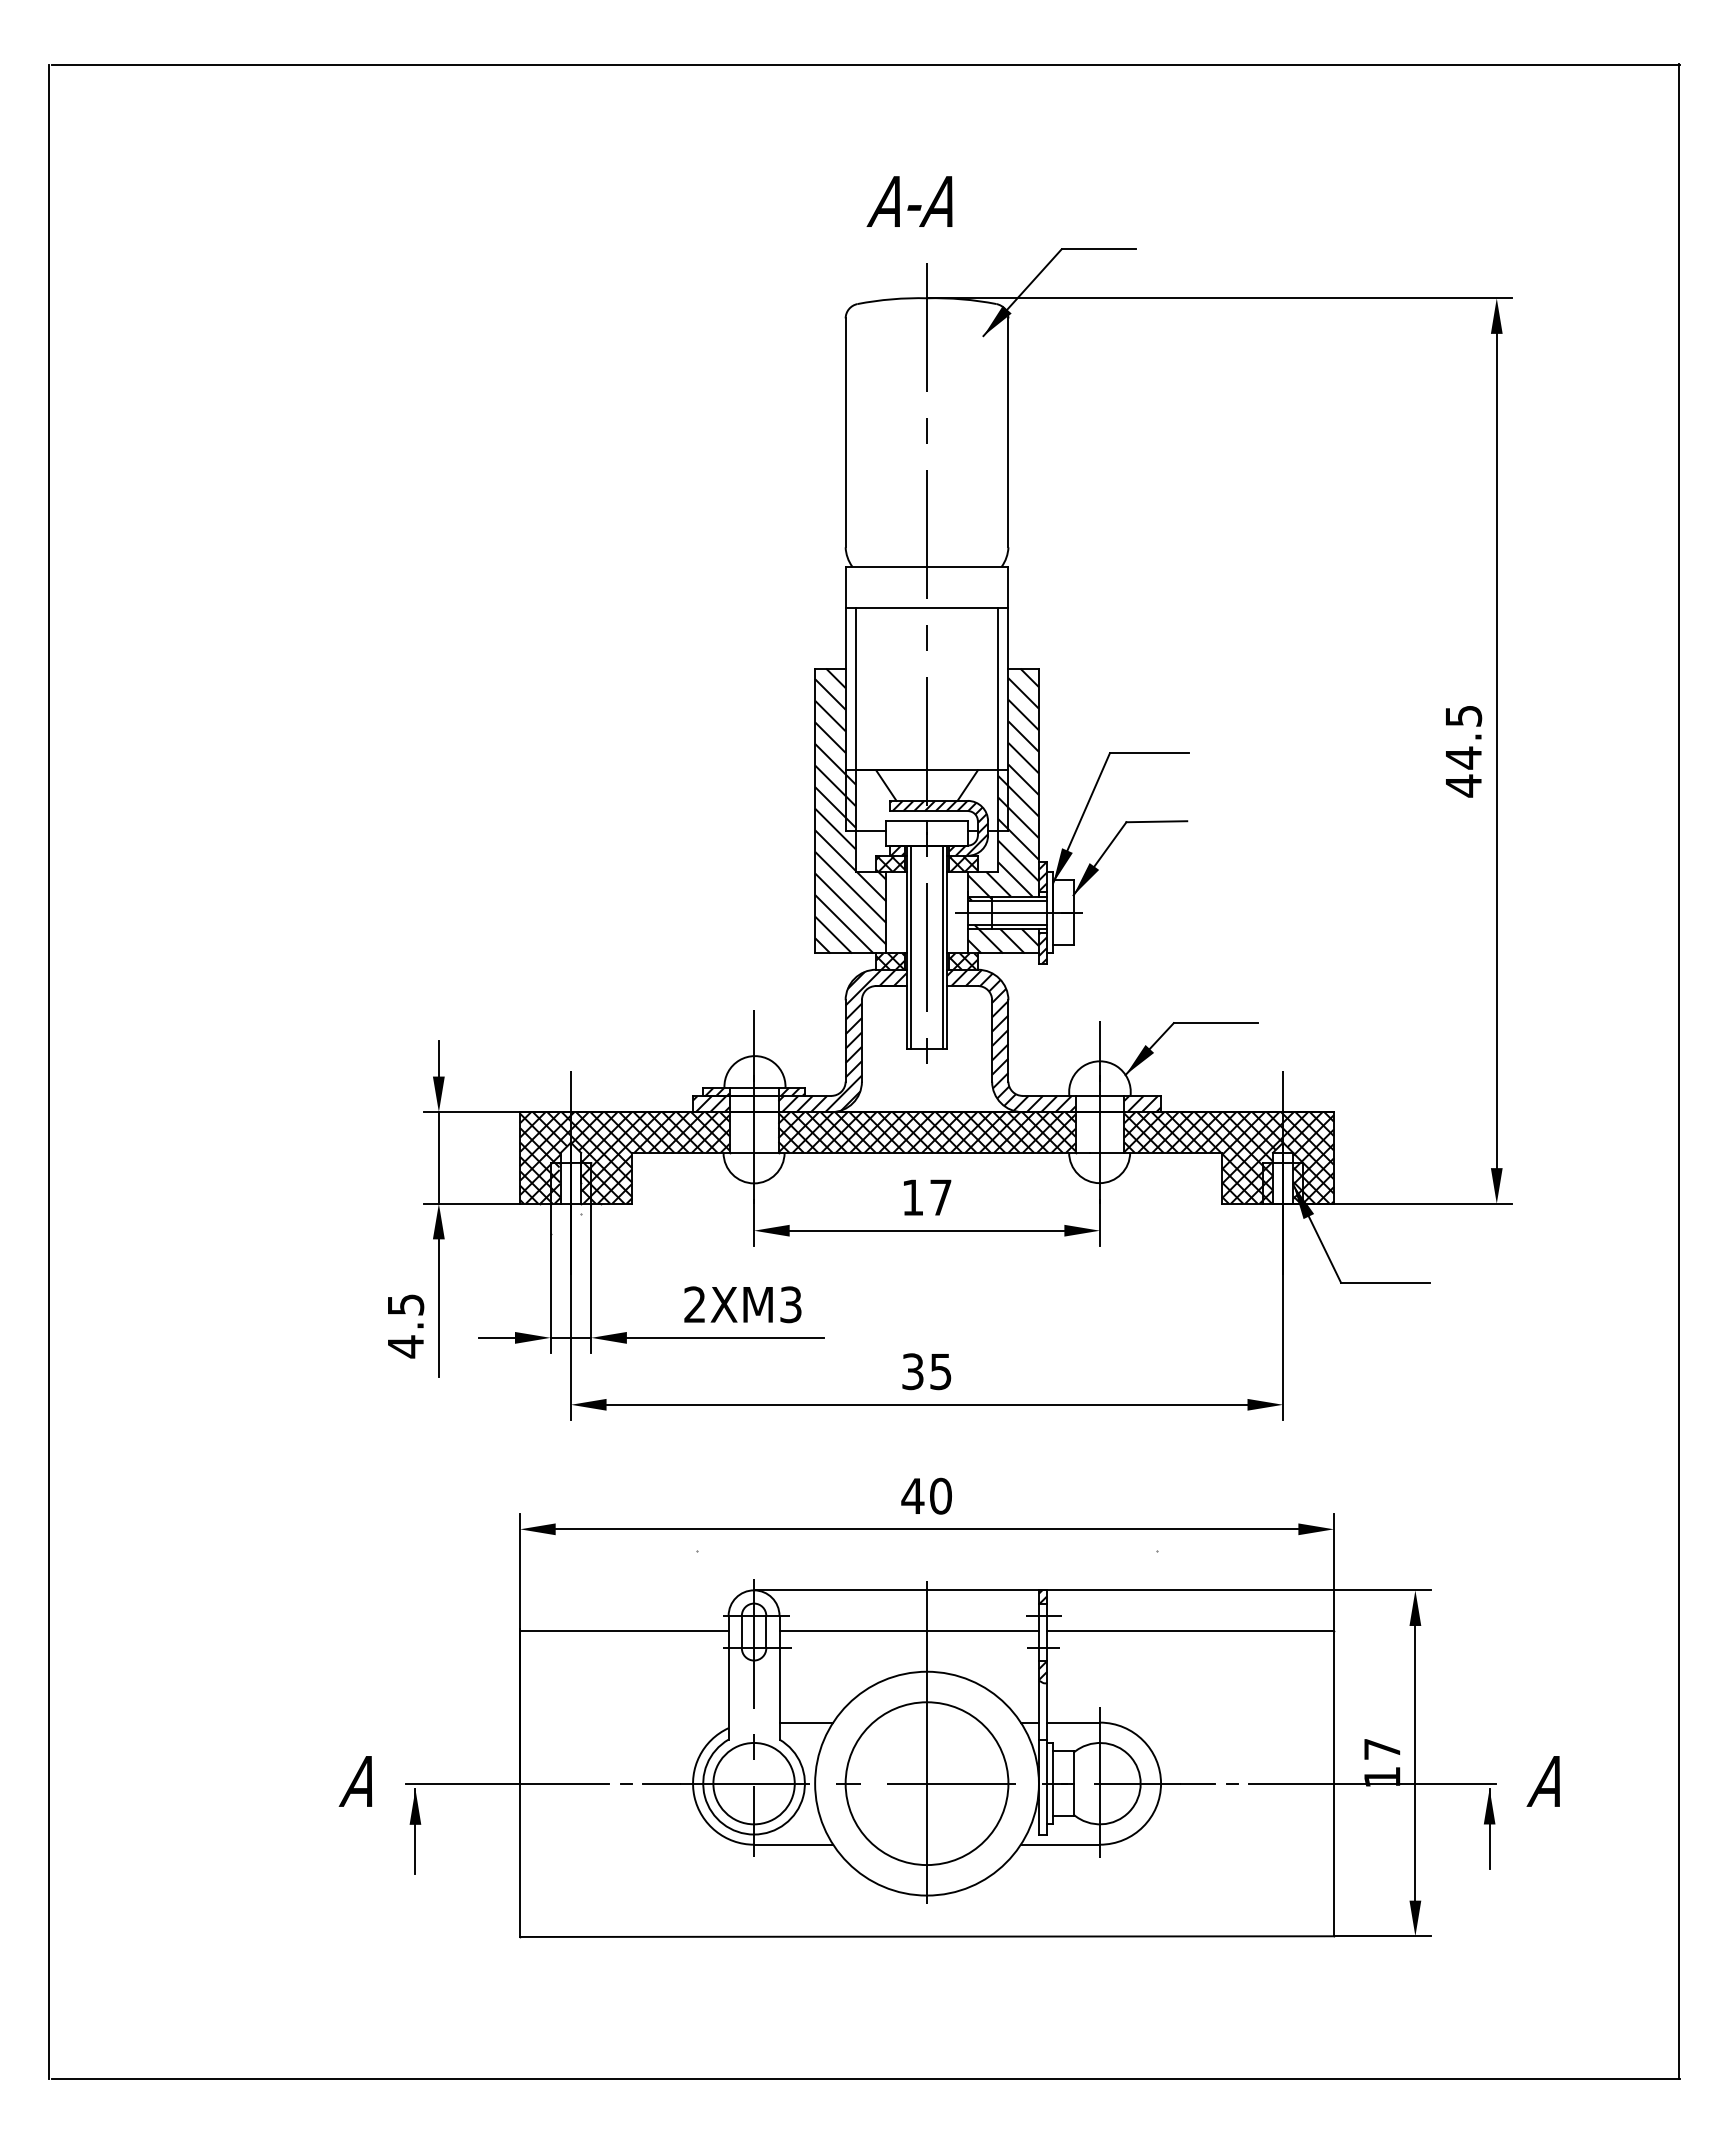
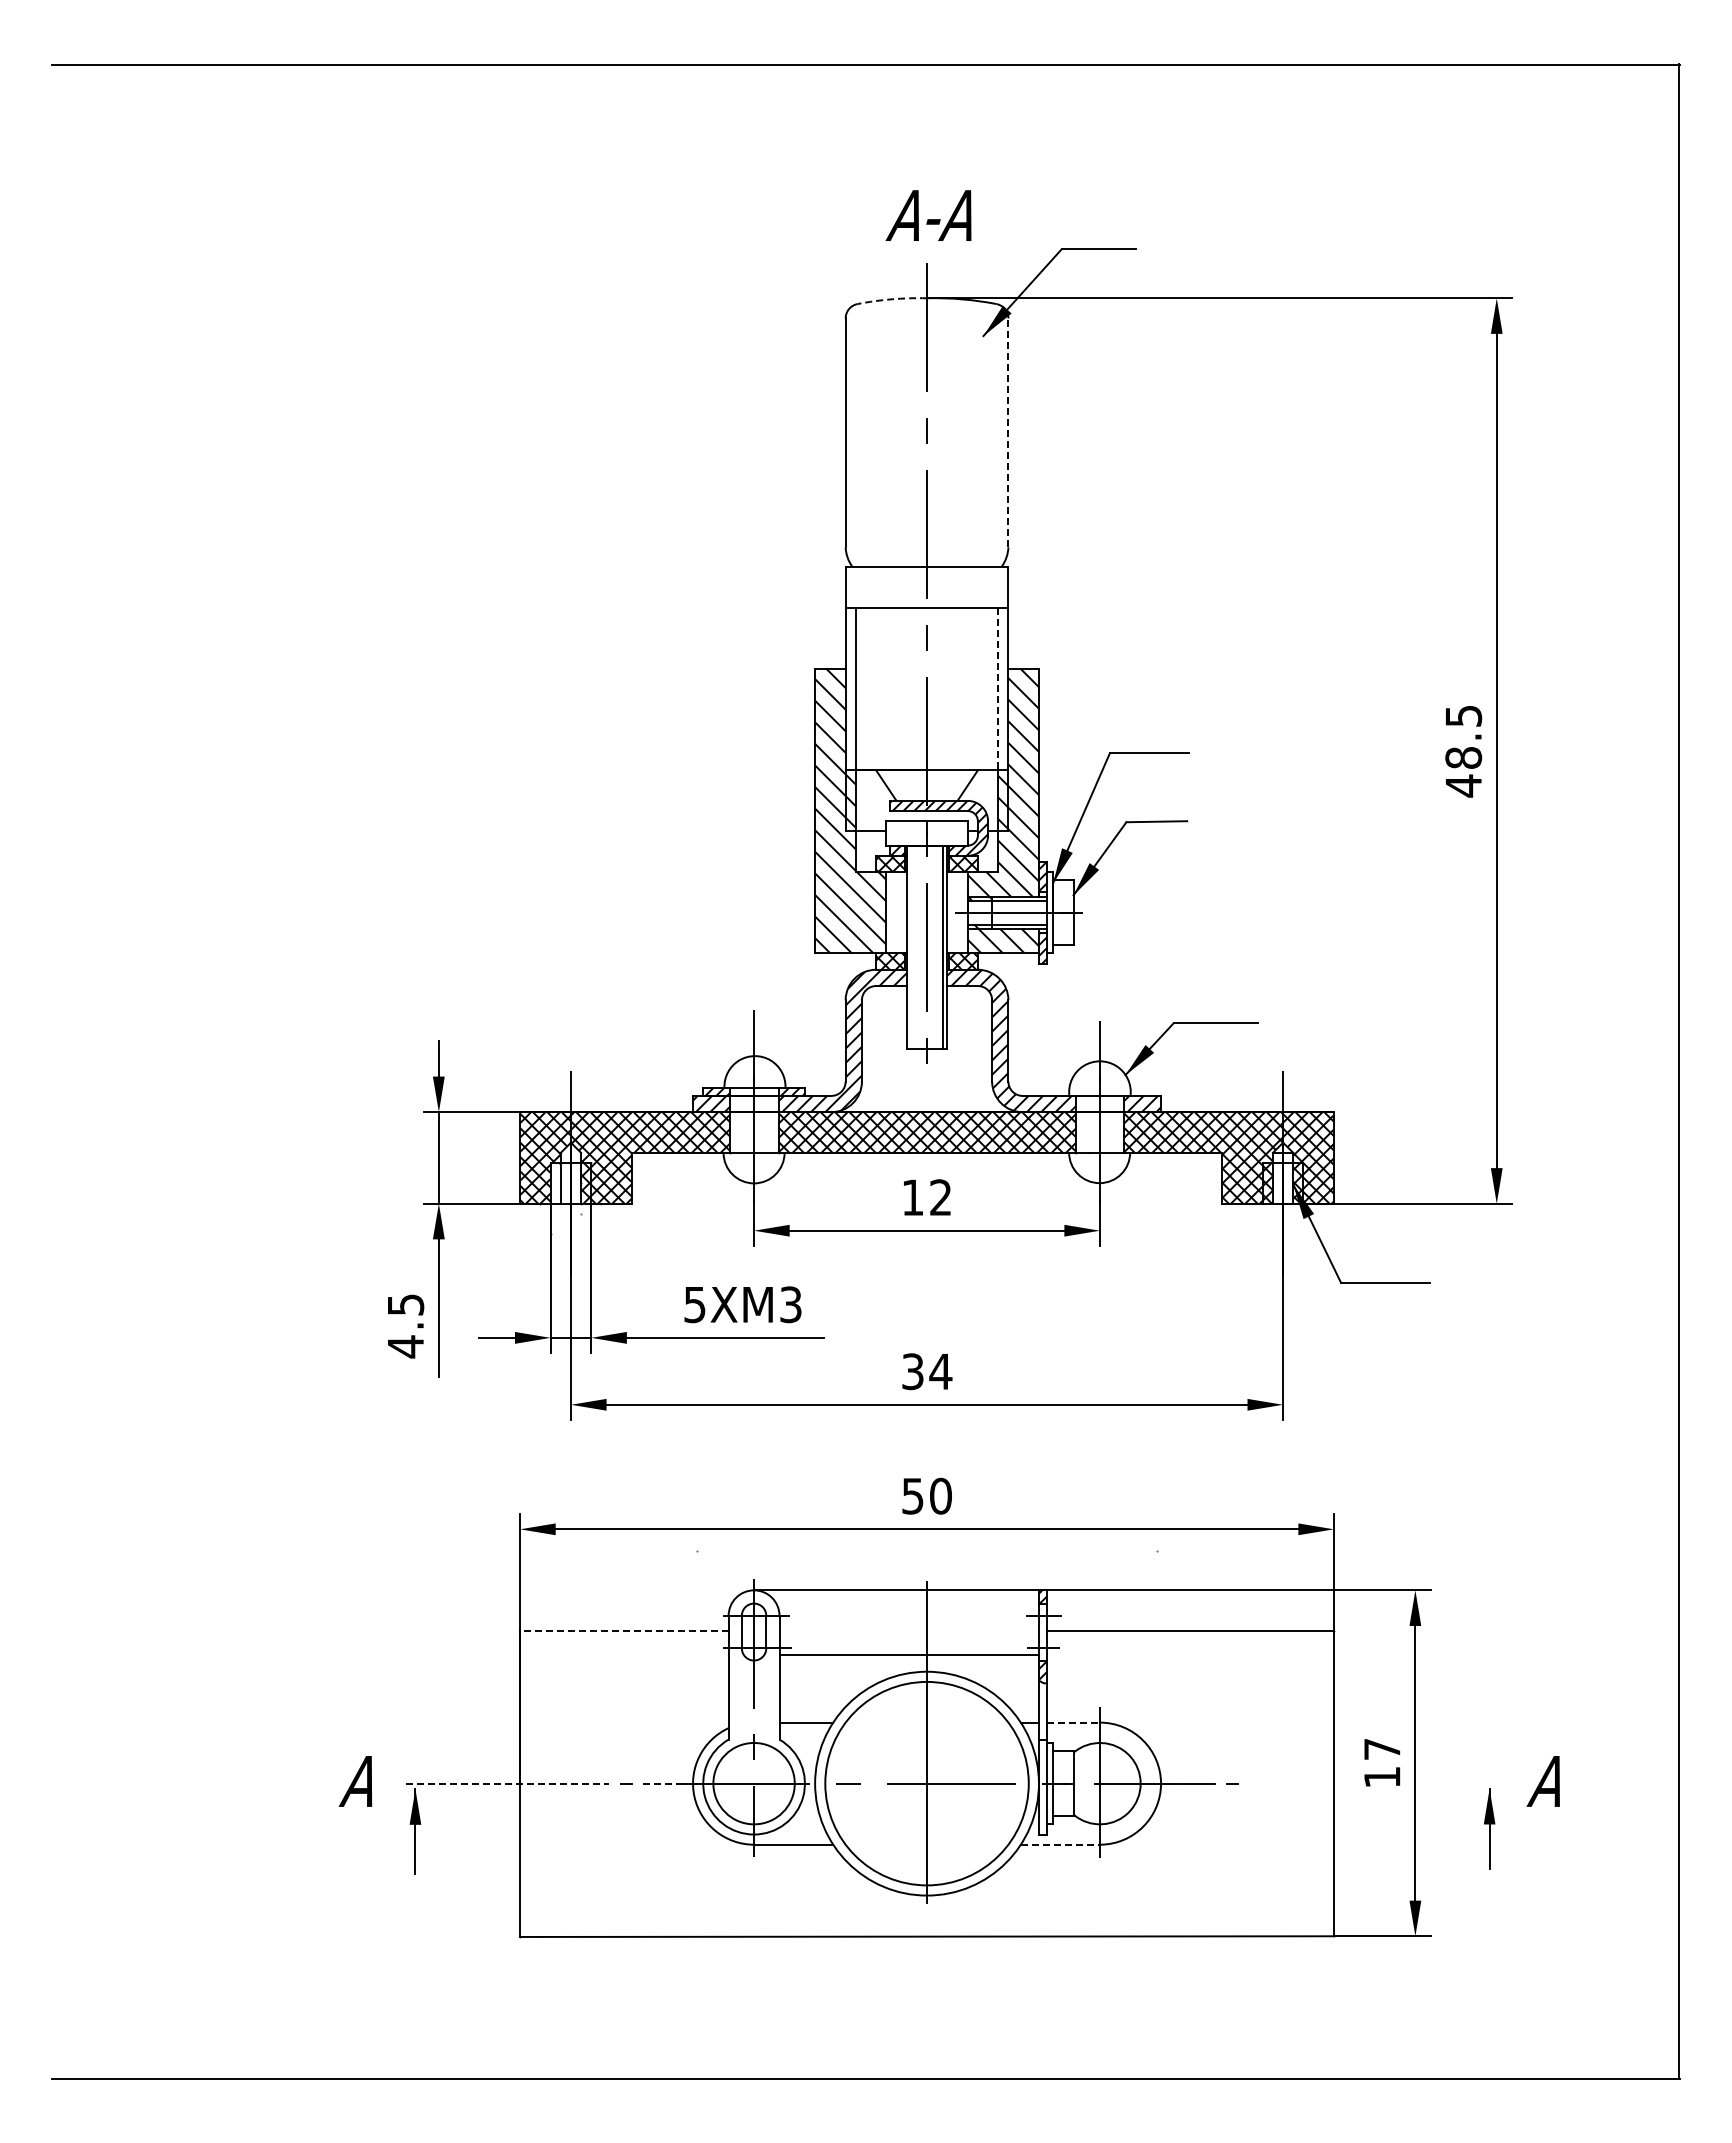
text position: (909, 201) -> (928, 215) (928, 215)
arc: solid -> dashed (892, 299)
line: solid -> dashed (1008, 432)
line: solid -> dashed (998, 689)
text: 44.5 -> 48.5 (1463, 757)
line: present -> none (910, 947)
line: present -> none (48, 1071)
hatch: present -> none (555, 1183)
text: 17 -> 12 (940, 1197)
text: 2XM3 -> 5XM3 (694, 1304)
text: 35 -> 34 (940, 1372)
text: 40 -> 50 (912, 1496)
line: solid -> dashed (623, 1631)
line position: (908, 1631) -> (908, 1655) (908, 1655)
line: solid -> dashed (1074, 1722)
line: solid -> dashed (507, 1783)
line: solid -> dashed (661, 1783)
circle diameter: 163 px -> 203 px (926, 1783)
line: present -> none (1371, 1783)
line: solid -> dashed (1060, 1844)
